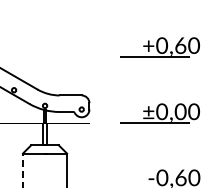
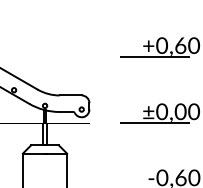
line: dashed -> solid (22, 170)
